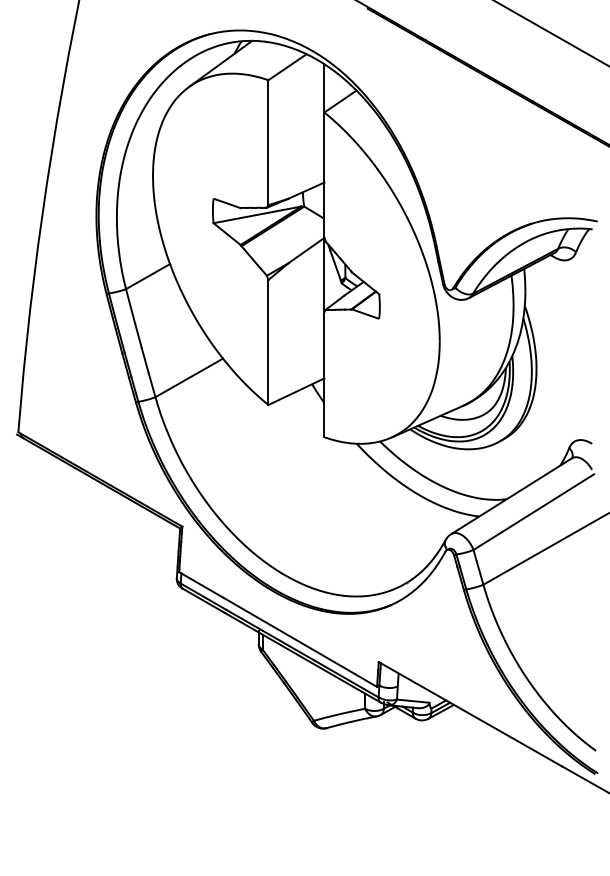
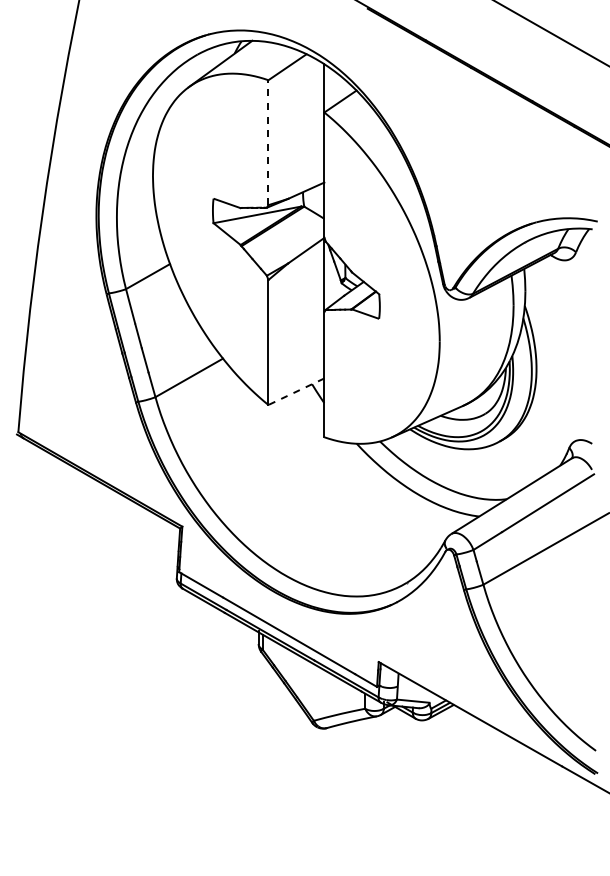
line: solid -> dashed (268, 142)
line: solid -> dashed (296, 391)
